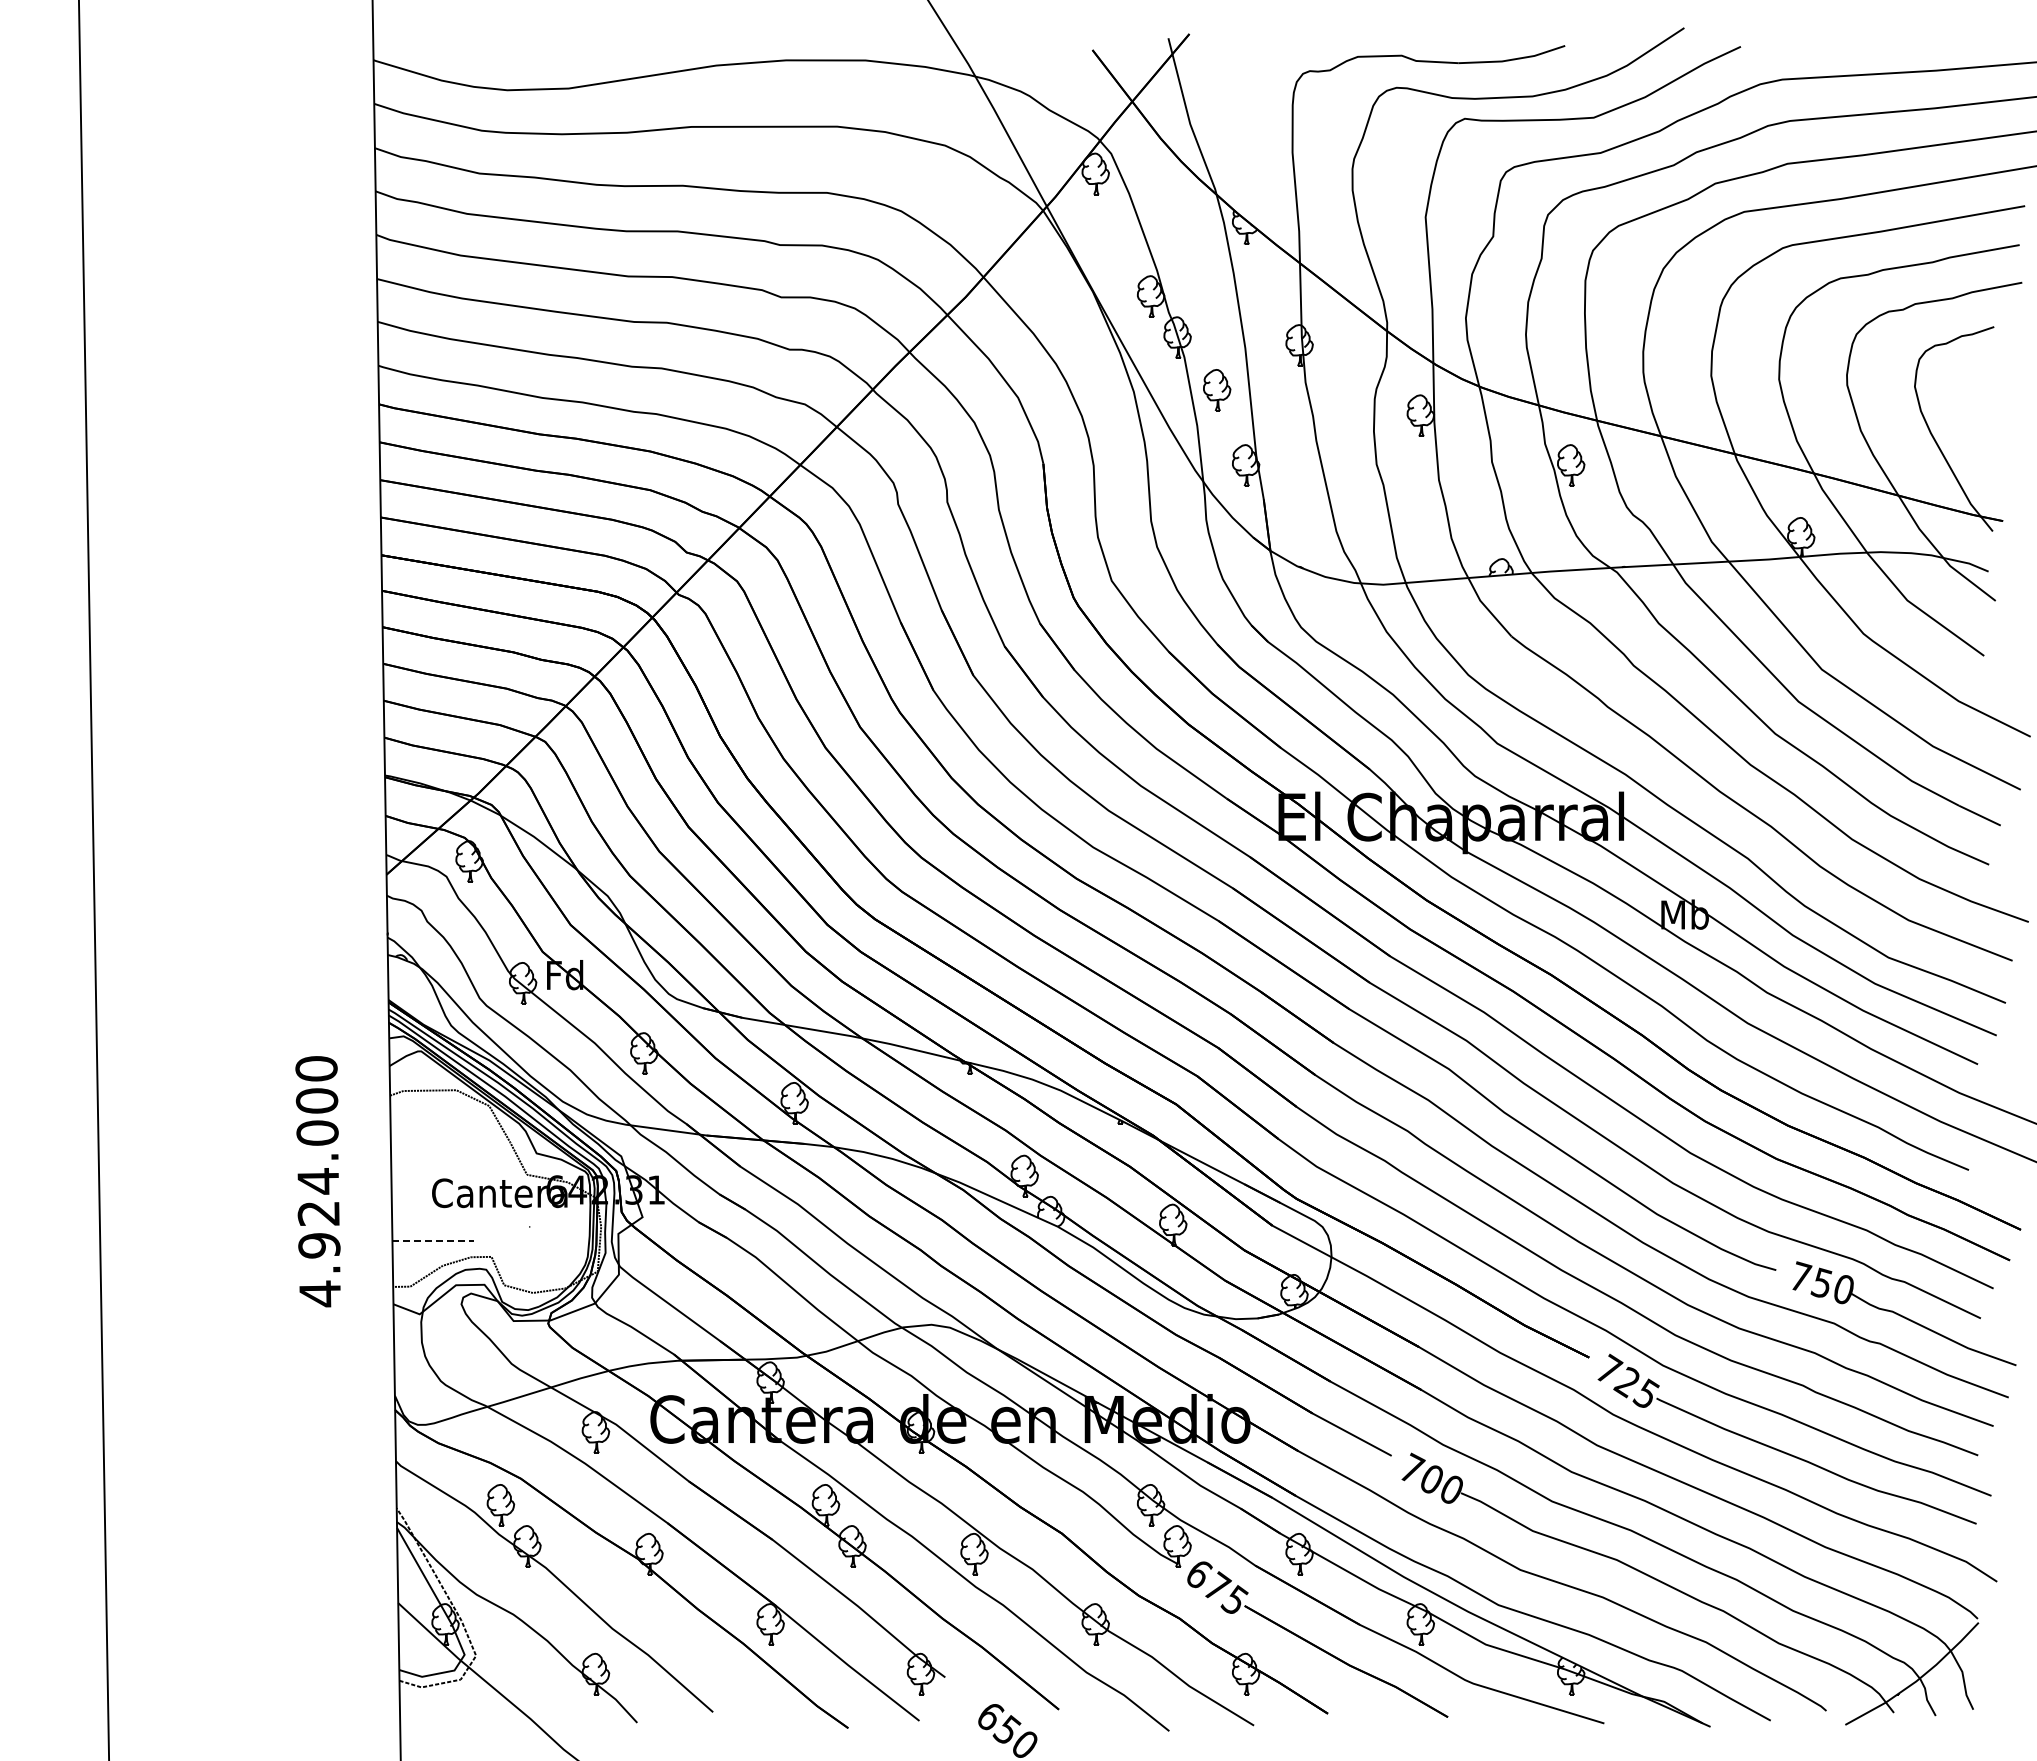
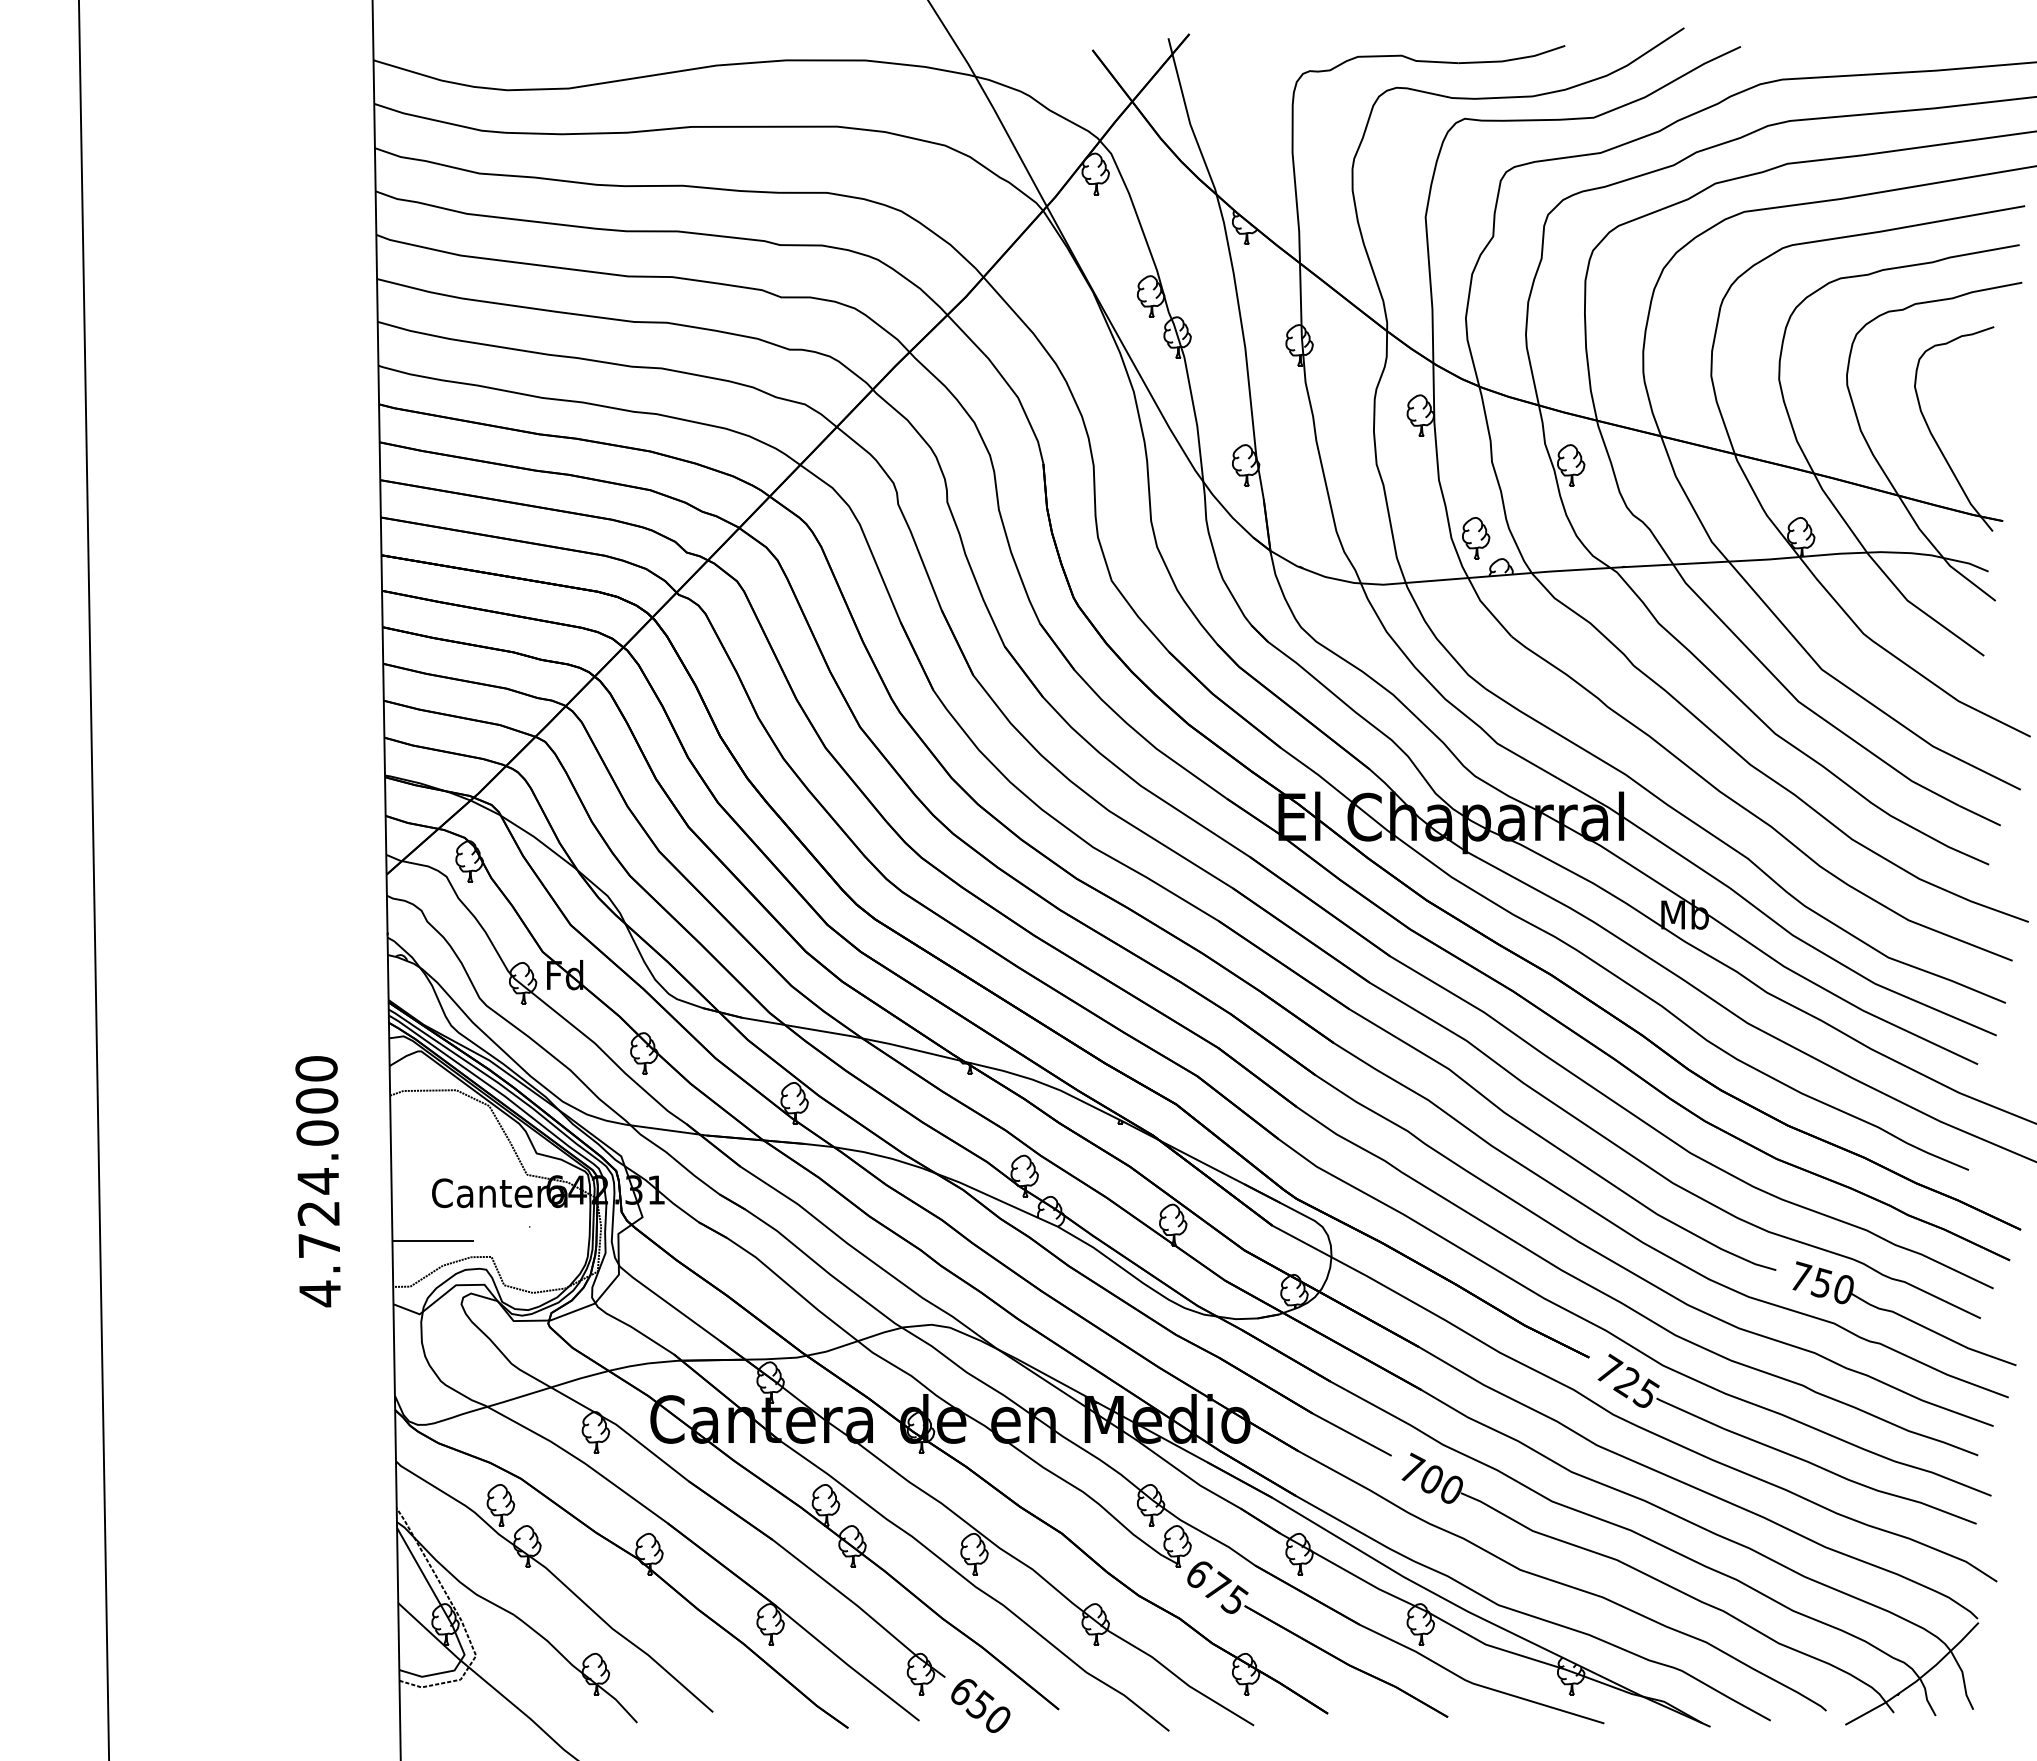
part position: (1217, 390) -> (1476, 538) (1476, 538)
line: dashed -> solid (433, 1241)
text: 4.924.000 -> 4.724.000 (319, 1245)
text position: (1007, 1730) -> (980, 1705) (980, 1705)
